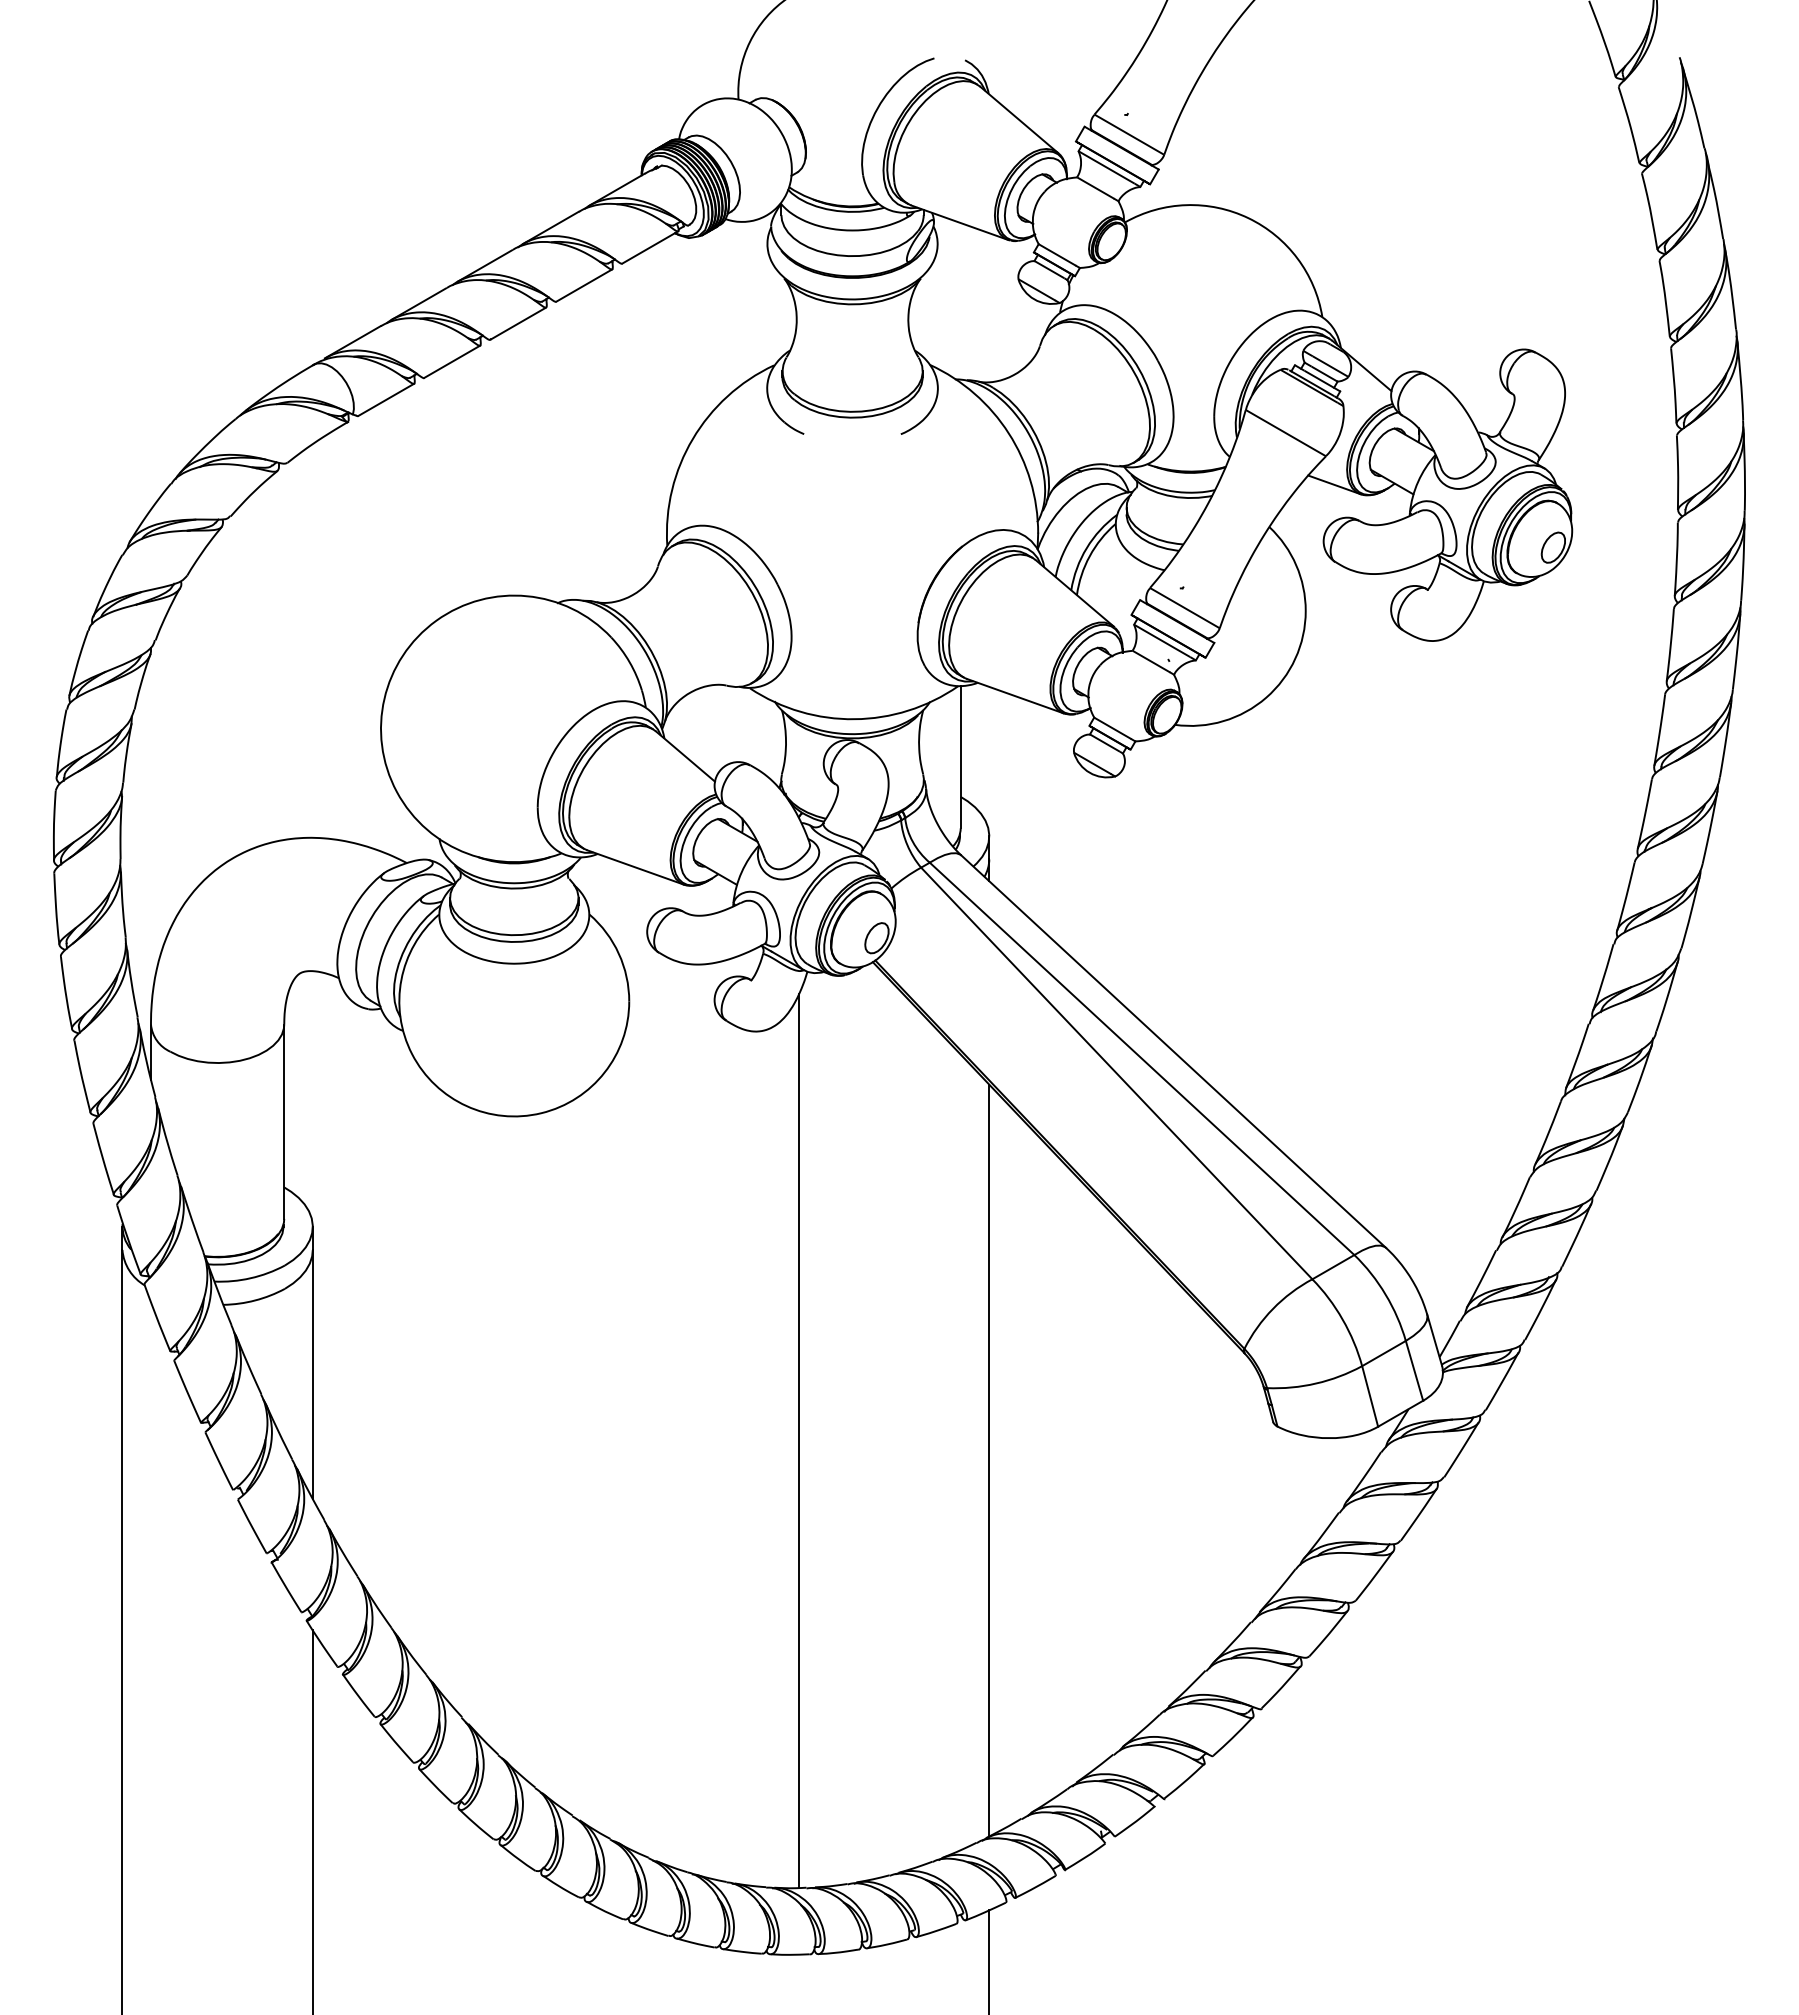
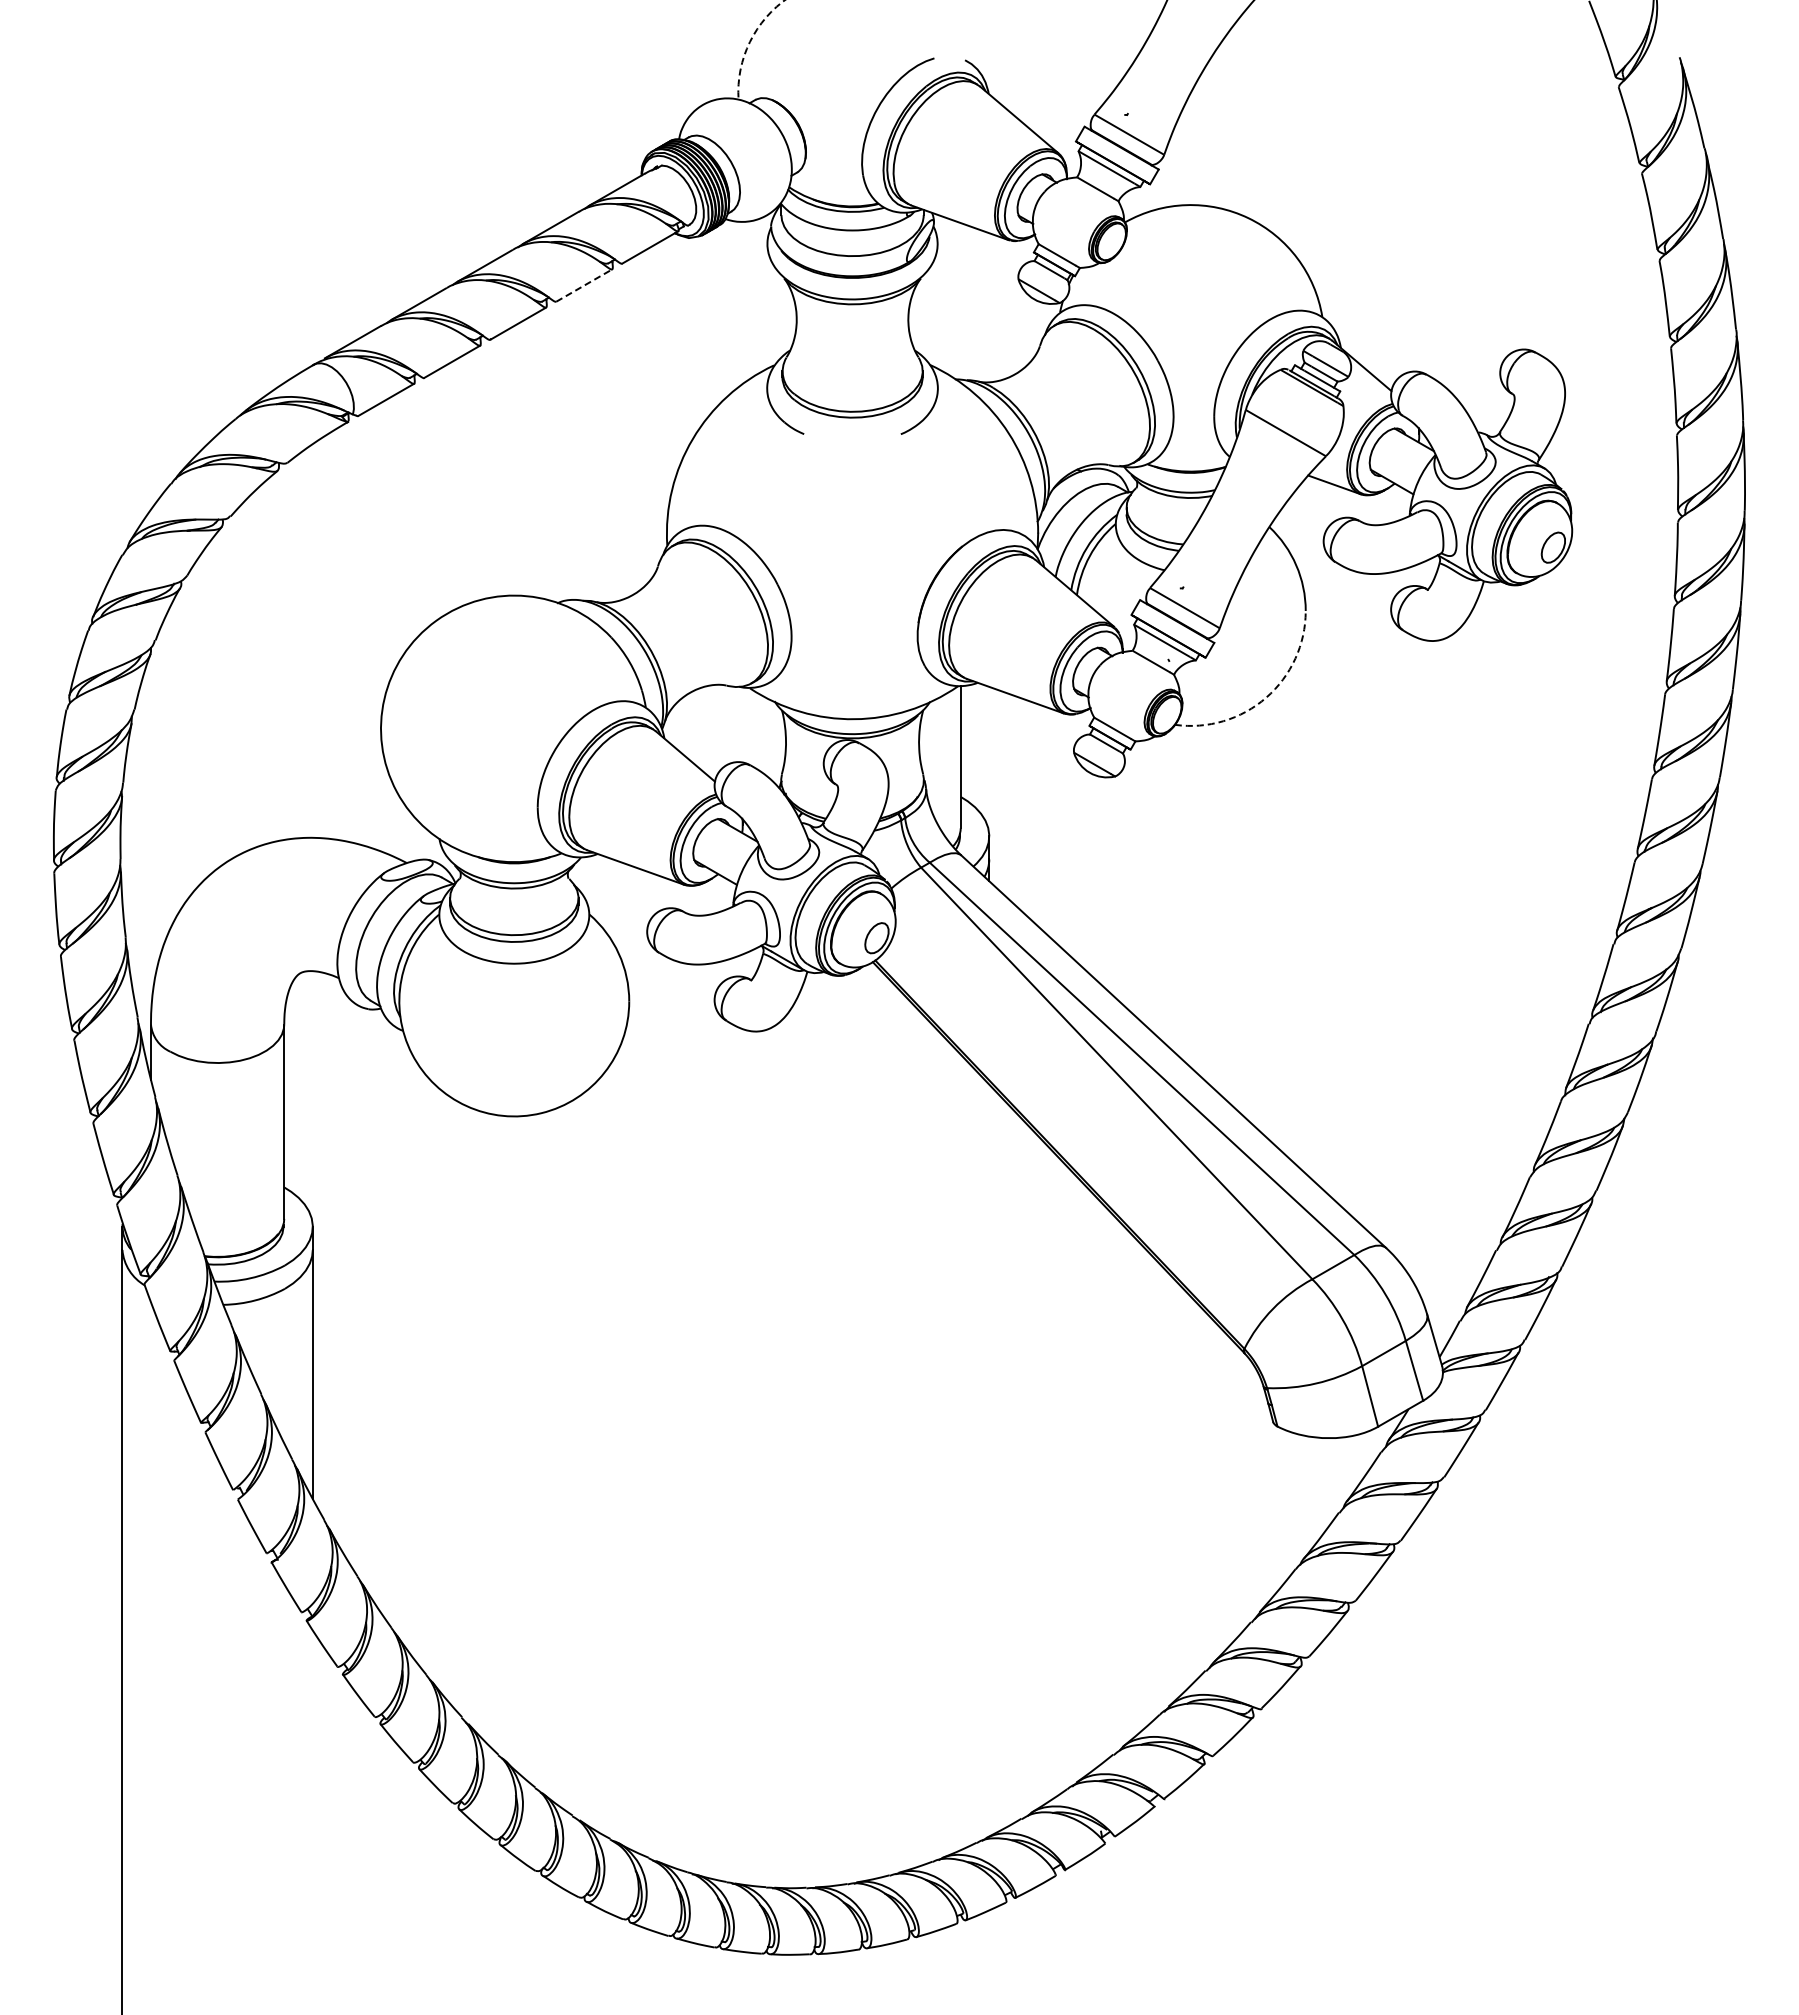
arc: solid -> dashed (749, 43)
line: solid -> dashed (584, 285)
arc: solid -> dashed (1266, 697)
line: present -> none (798, 1441)
line: present -> none (989, 1460)
line: present -> none (312, 1820)
line: present -> none (989, 1960)
